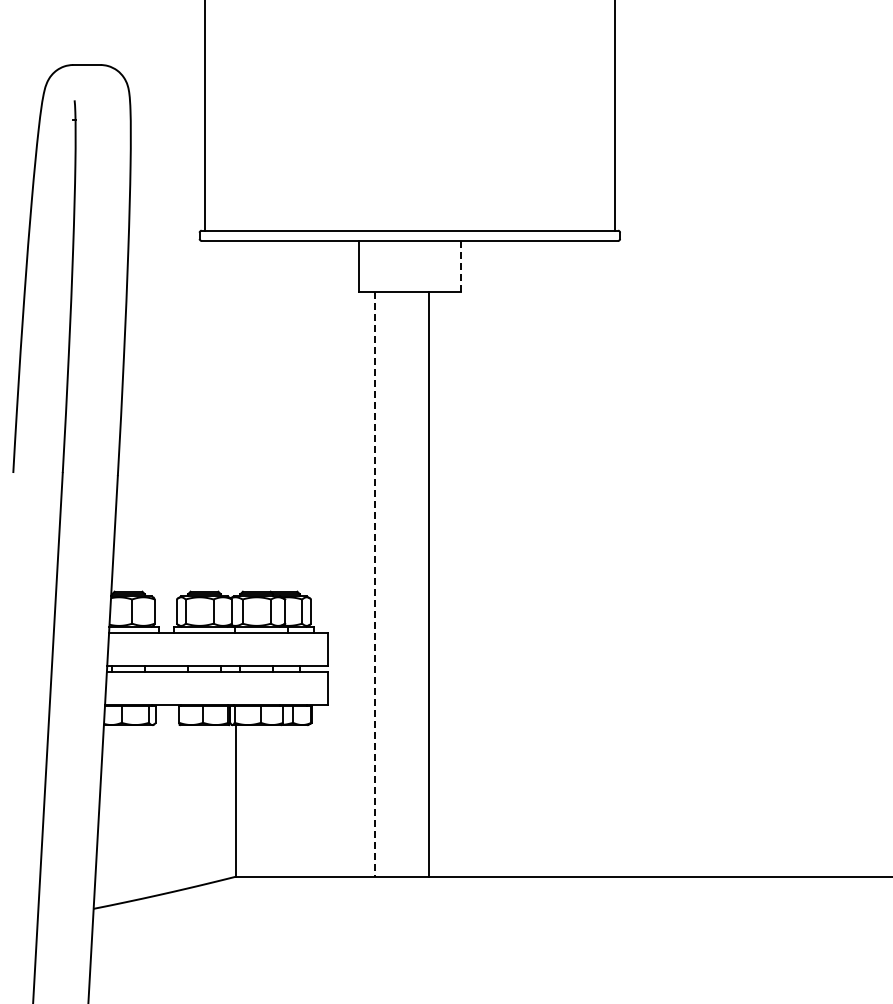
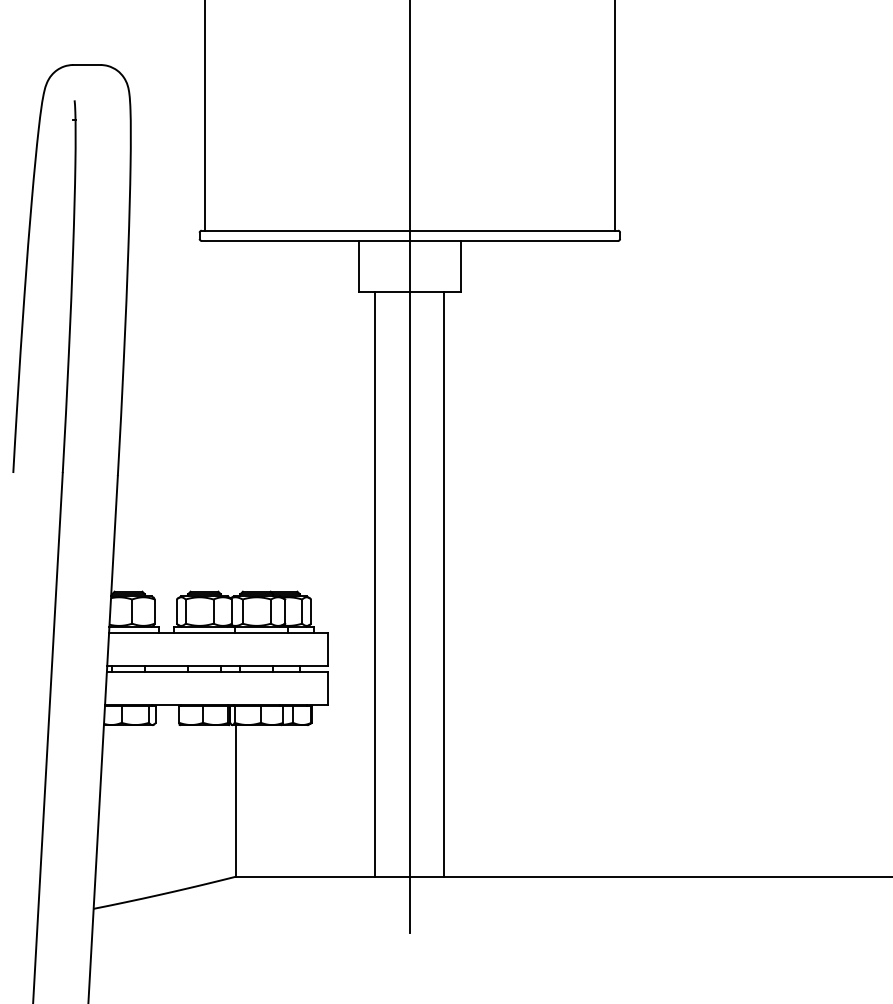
line: dashed -> solid (461, 266)
line: none -> present (409, 467)
line position: (429, 584) -> (444, 584) (444, 584)
line: dashed -> solid (375, 585)
